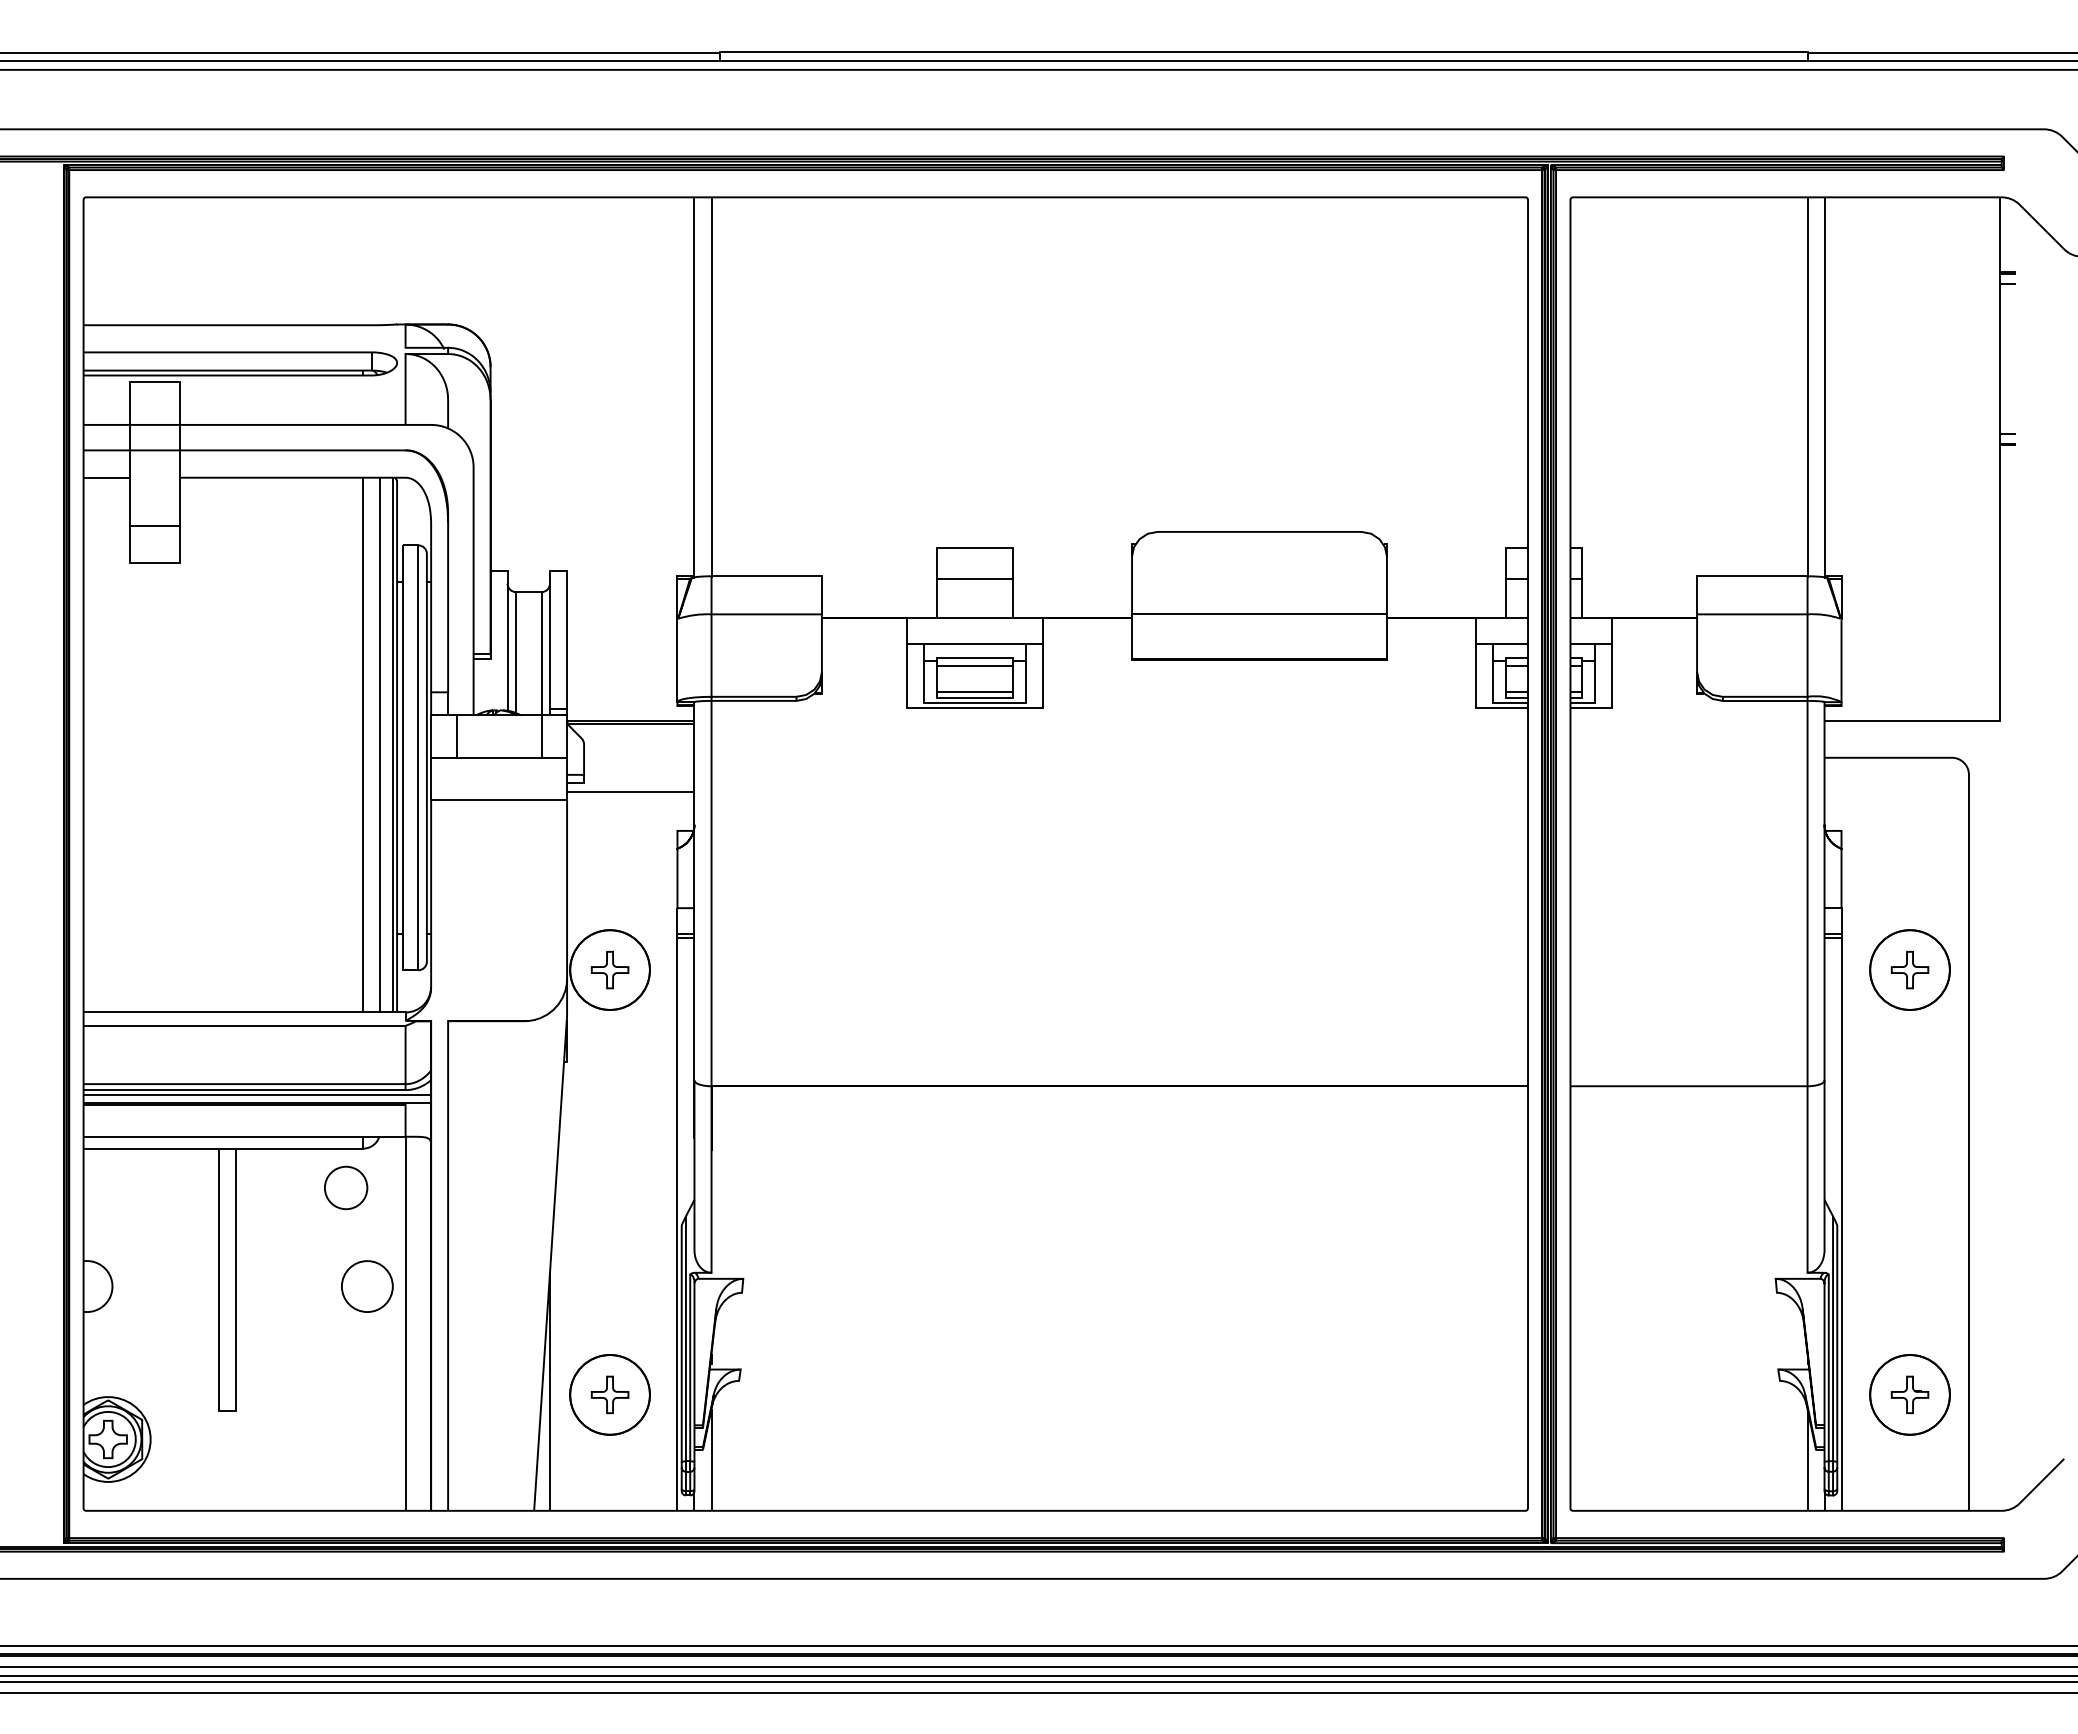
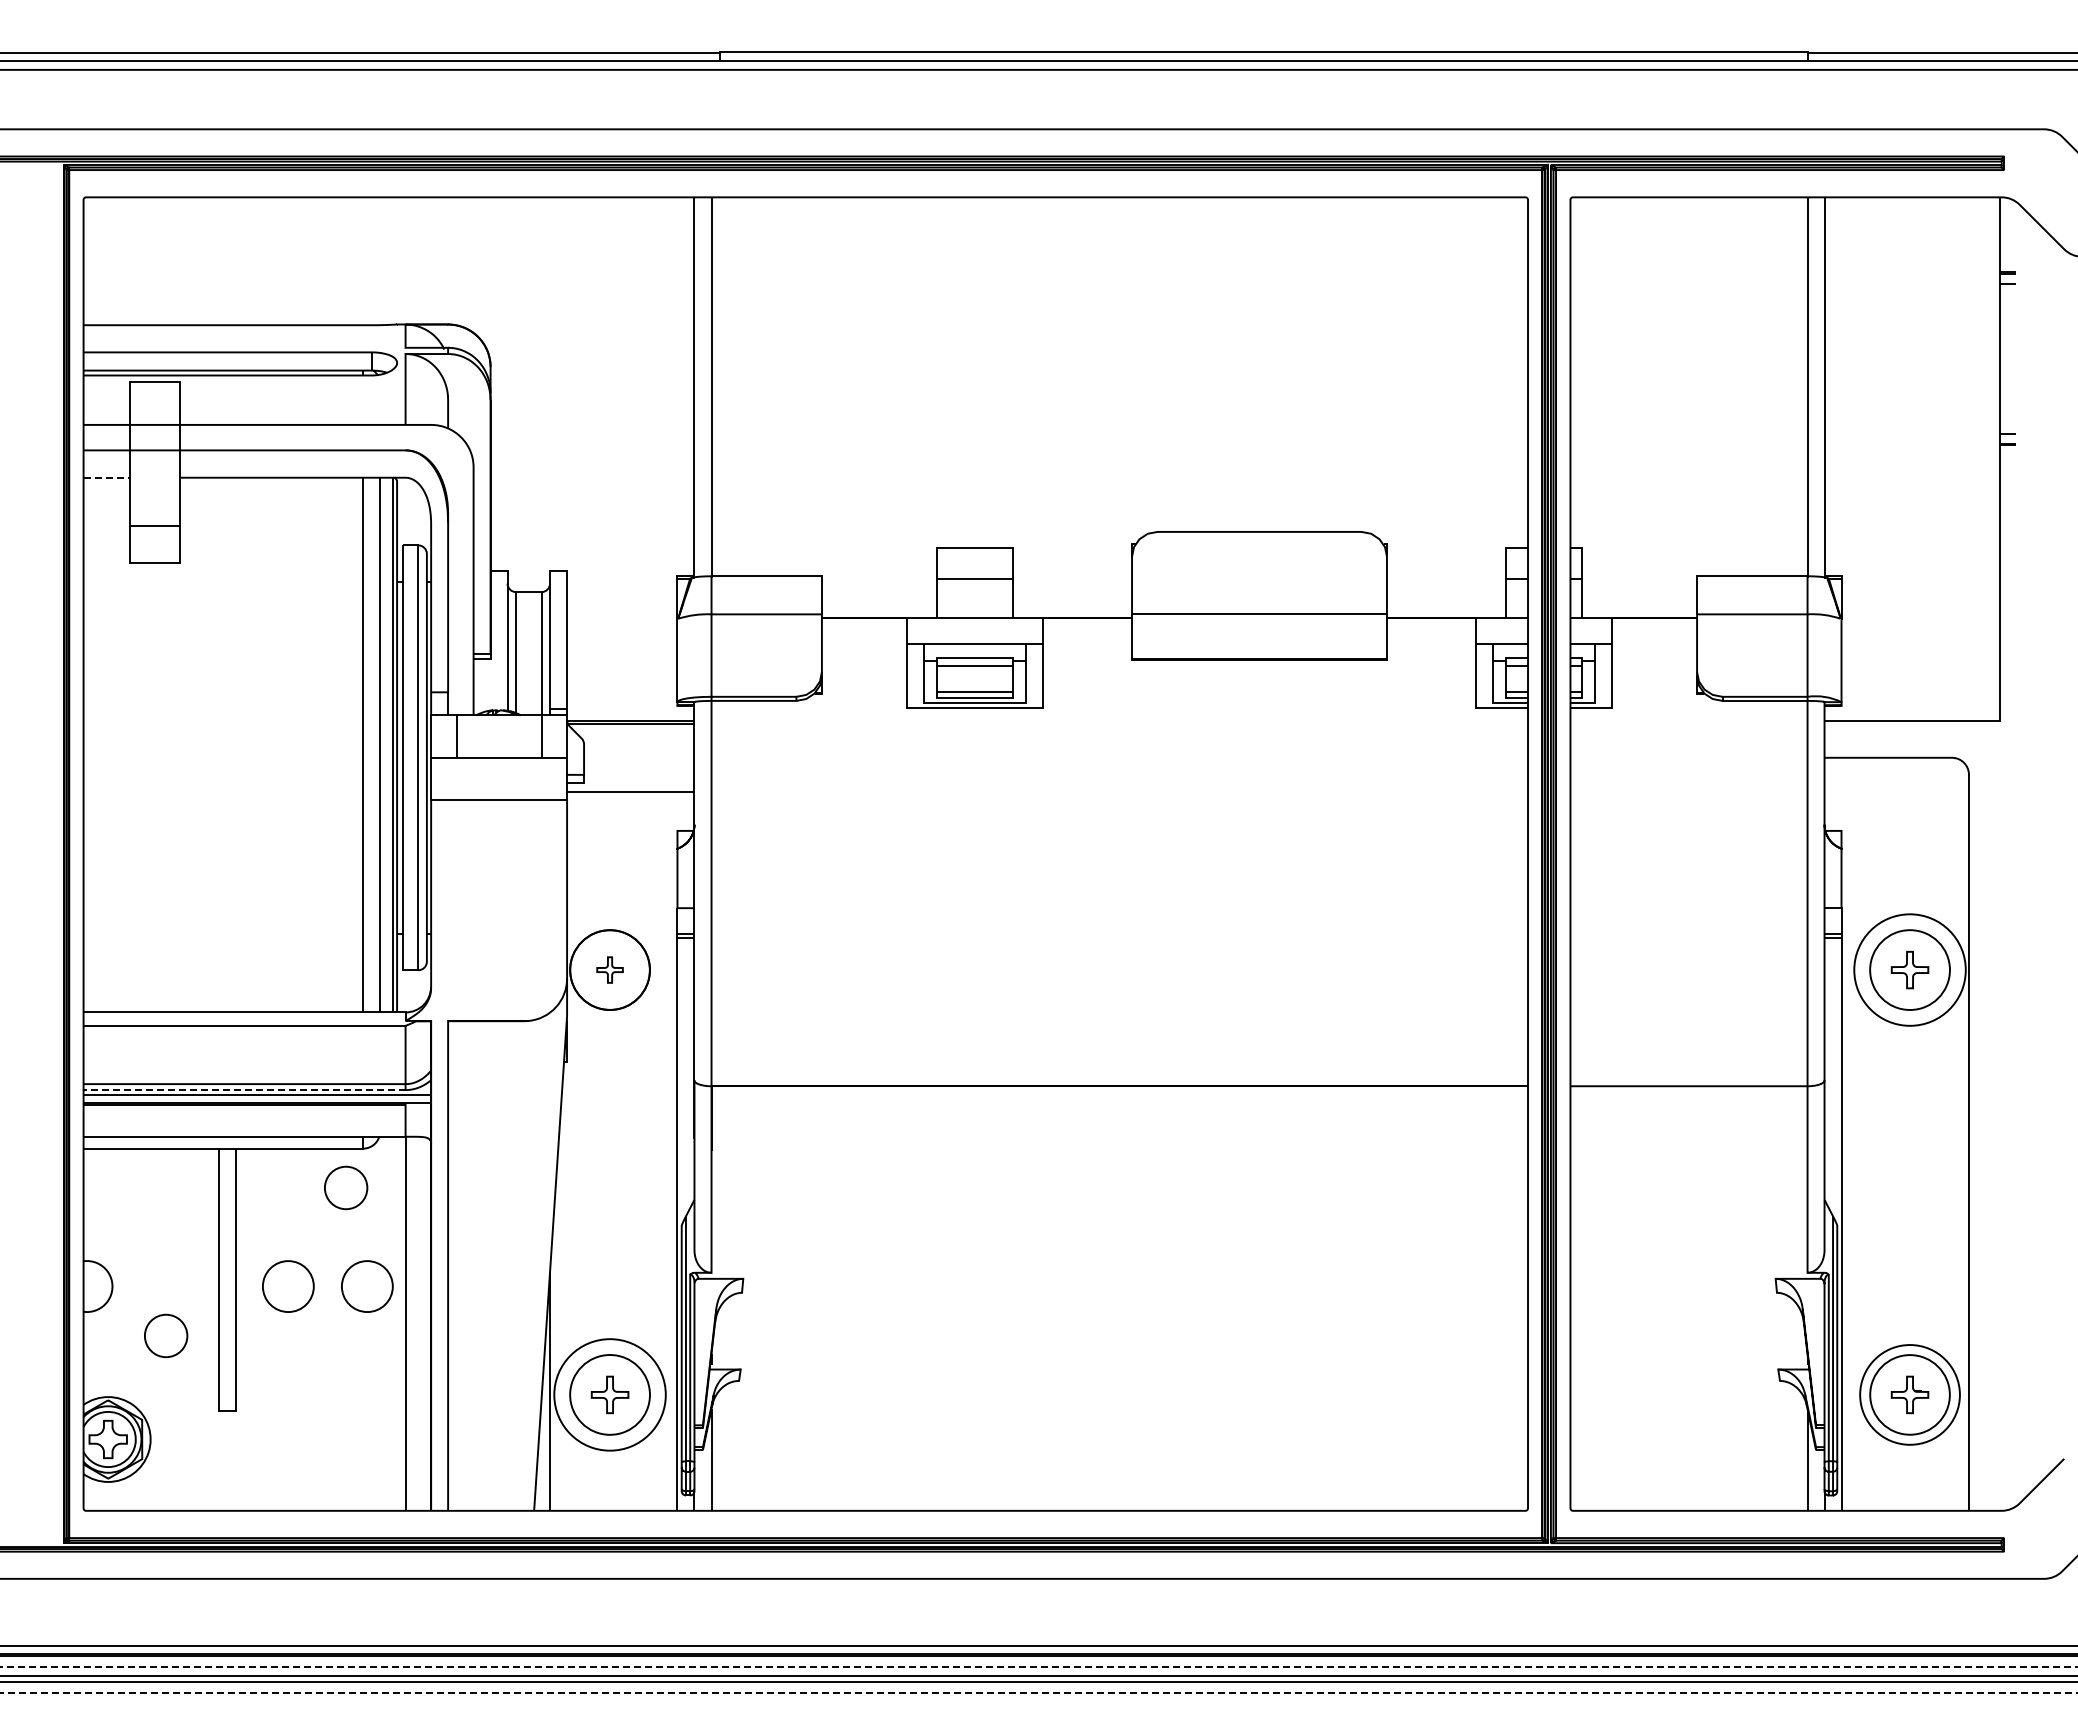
line: solid -> dashed (106, 477)
part size: 40x40 px -> 28x28 px (609, 969)
circle diameter: 80 px -> 112 px (1909, 969)
line: solid -> dashed (244, 1090)
circle: none -> present (288, 1286)
circle: none -> present (166, 1335)
circle diameter: 80 px -> 112 px (609, 1394)
circle diameter: 80 px -> 100 px (1909, 1394)
line: solid -> dashed (1039, 1667)
line: solid -> dashed (1040, 1692)
